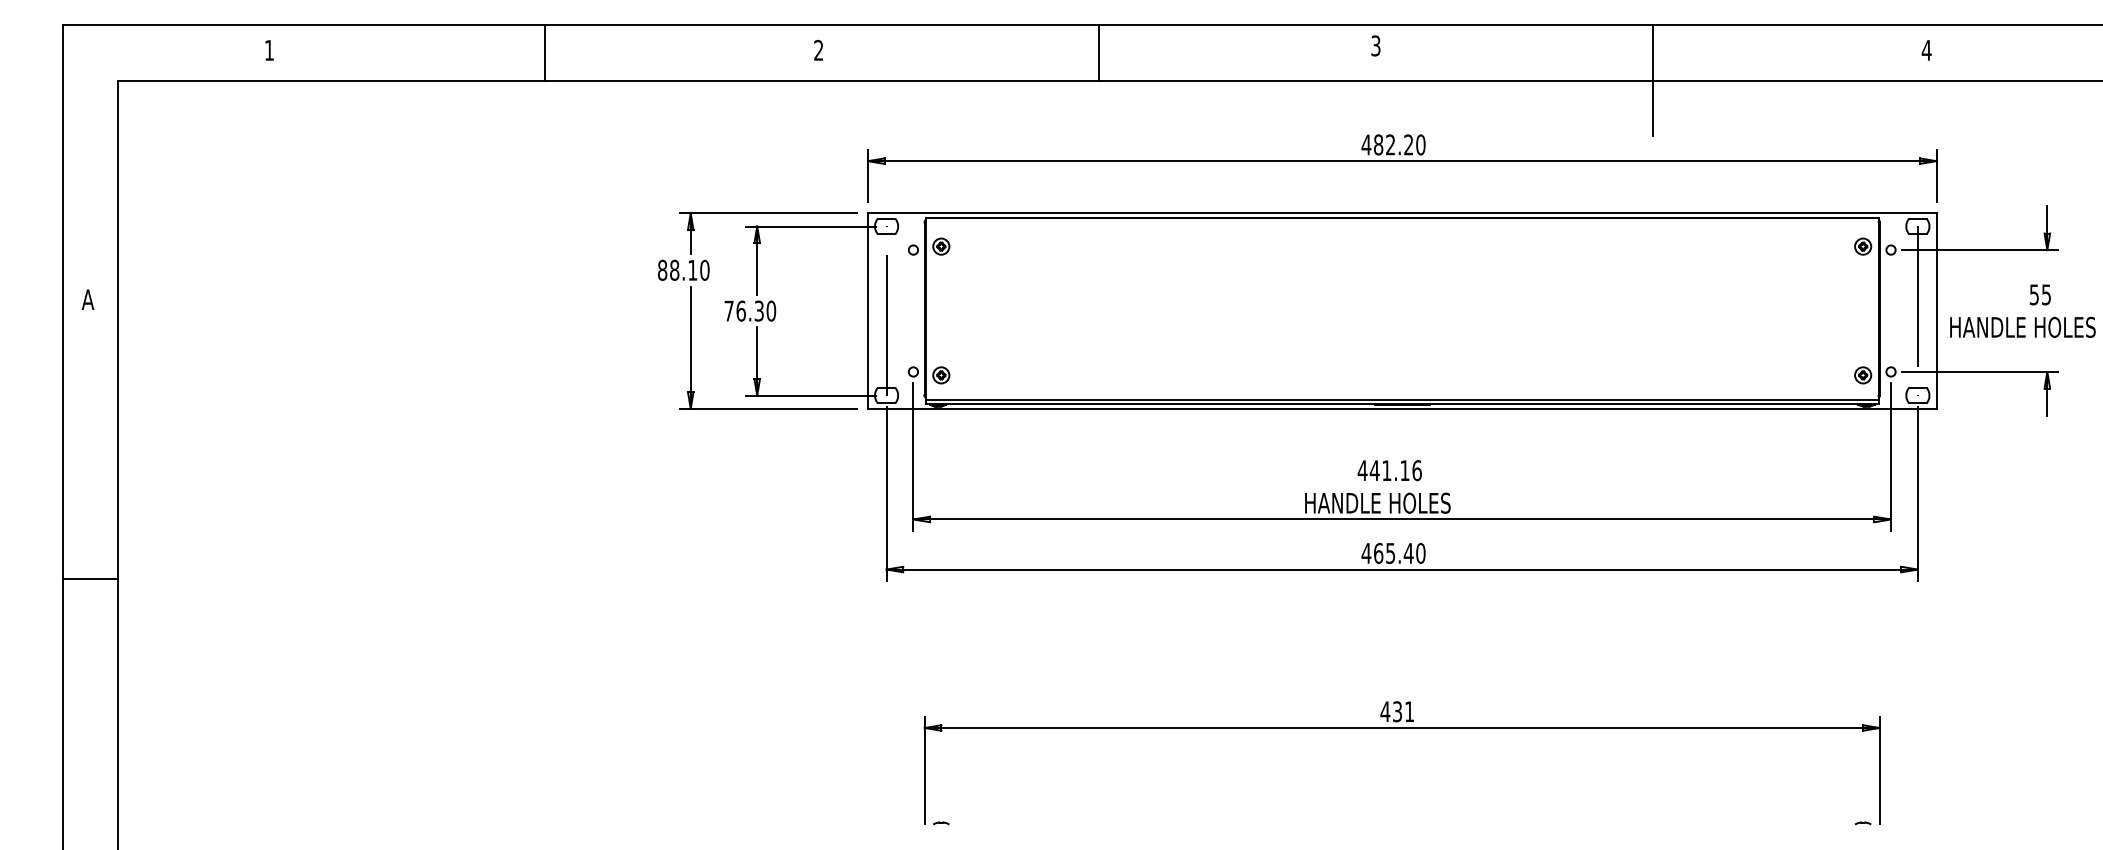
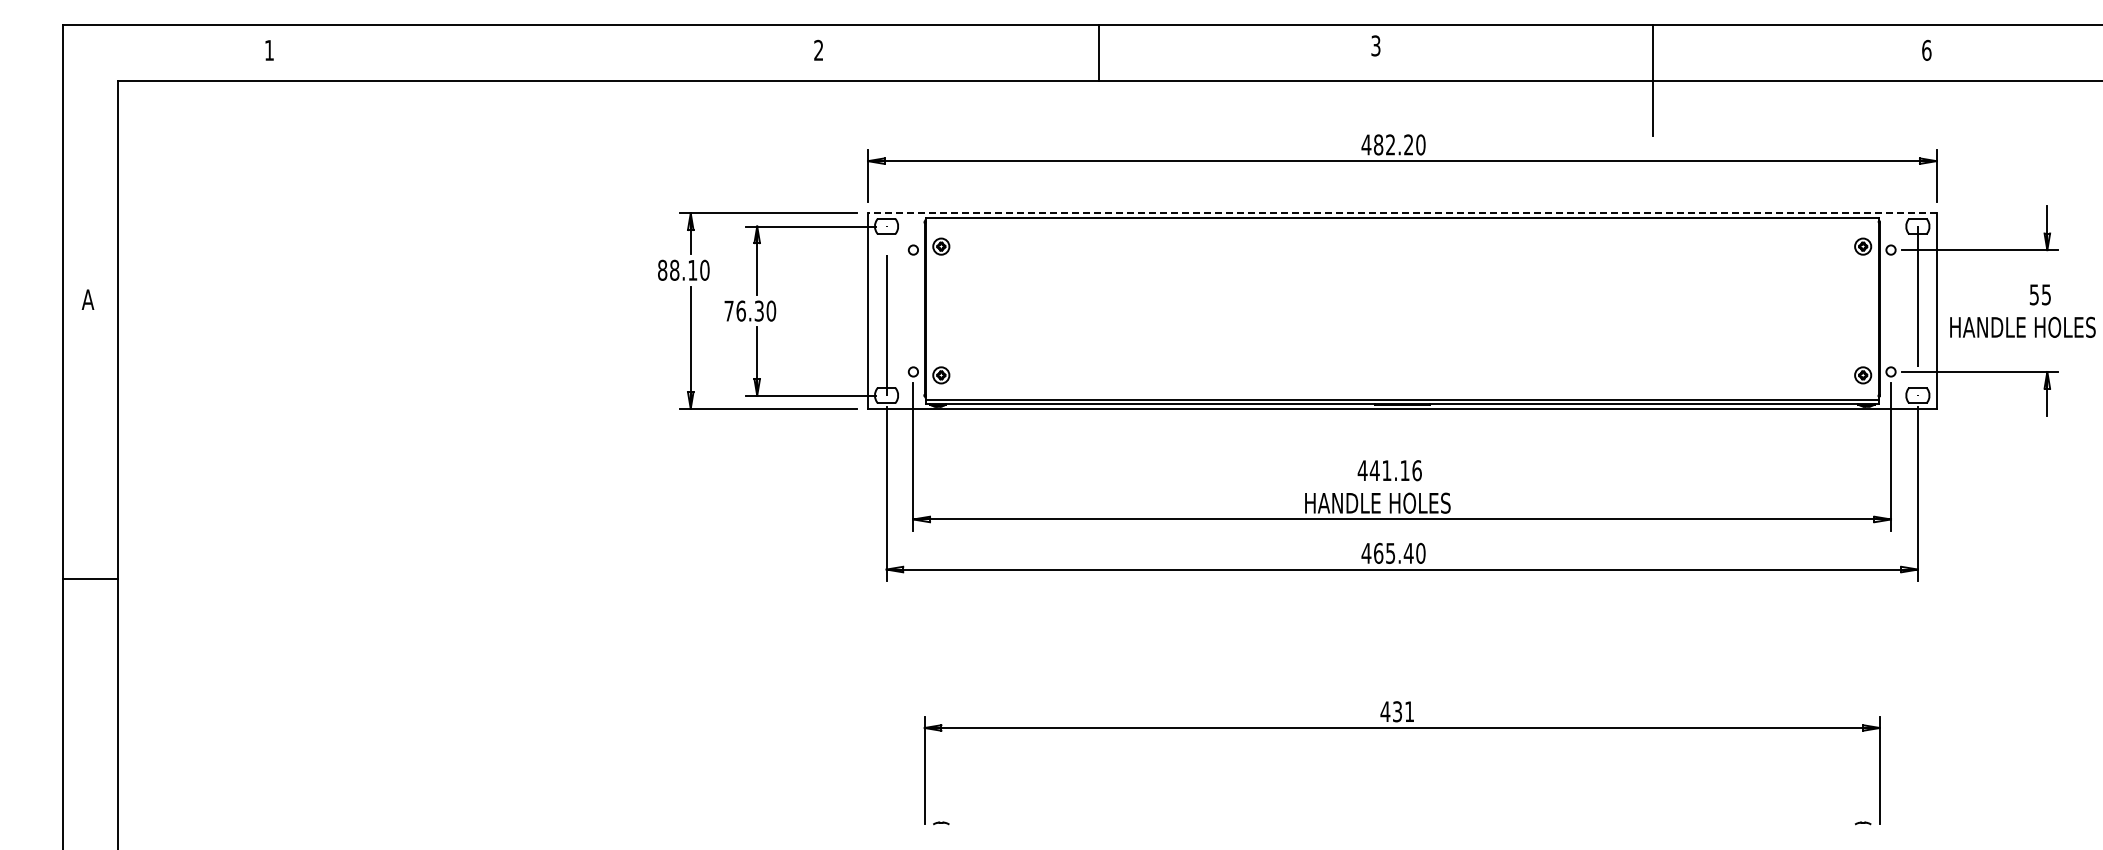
text: 4 -> 6 (1926, 49)
line: present -> none (545, 52)
line: solid -> dashed (1401, 213)
